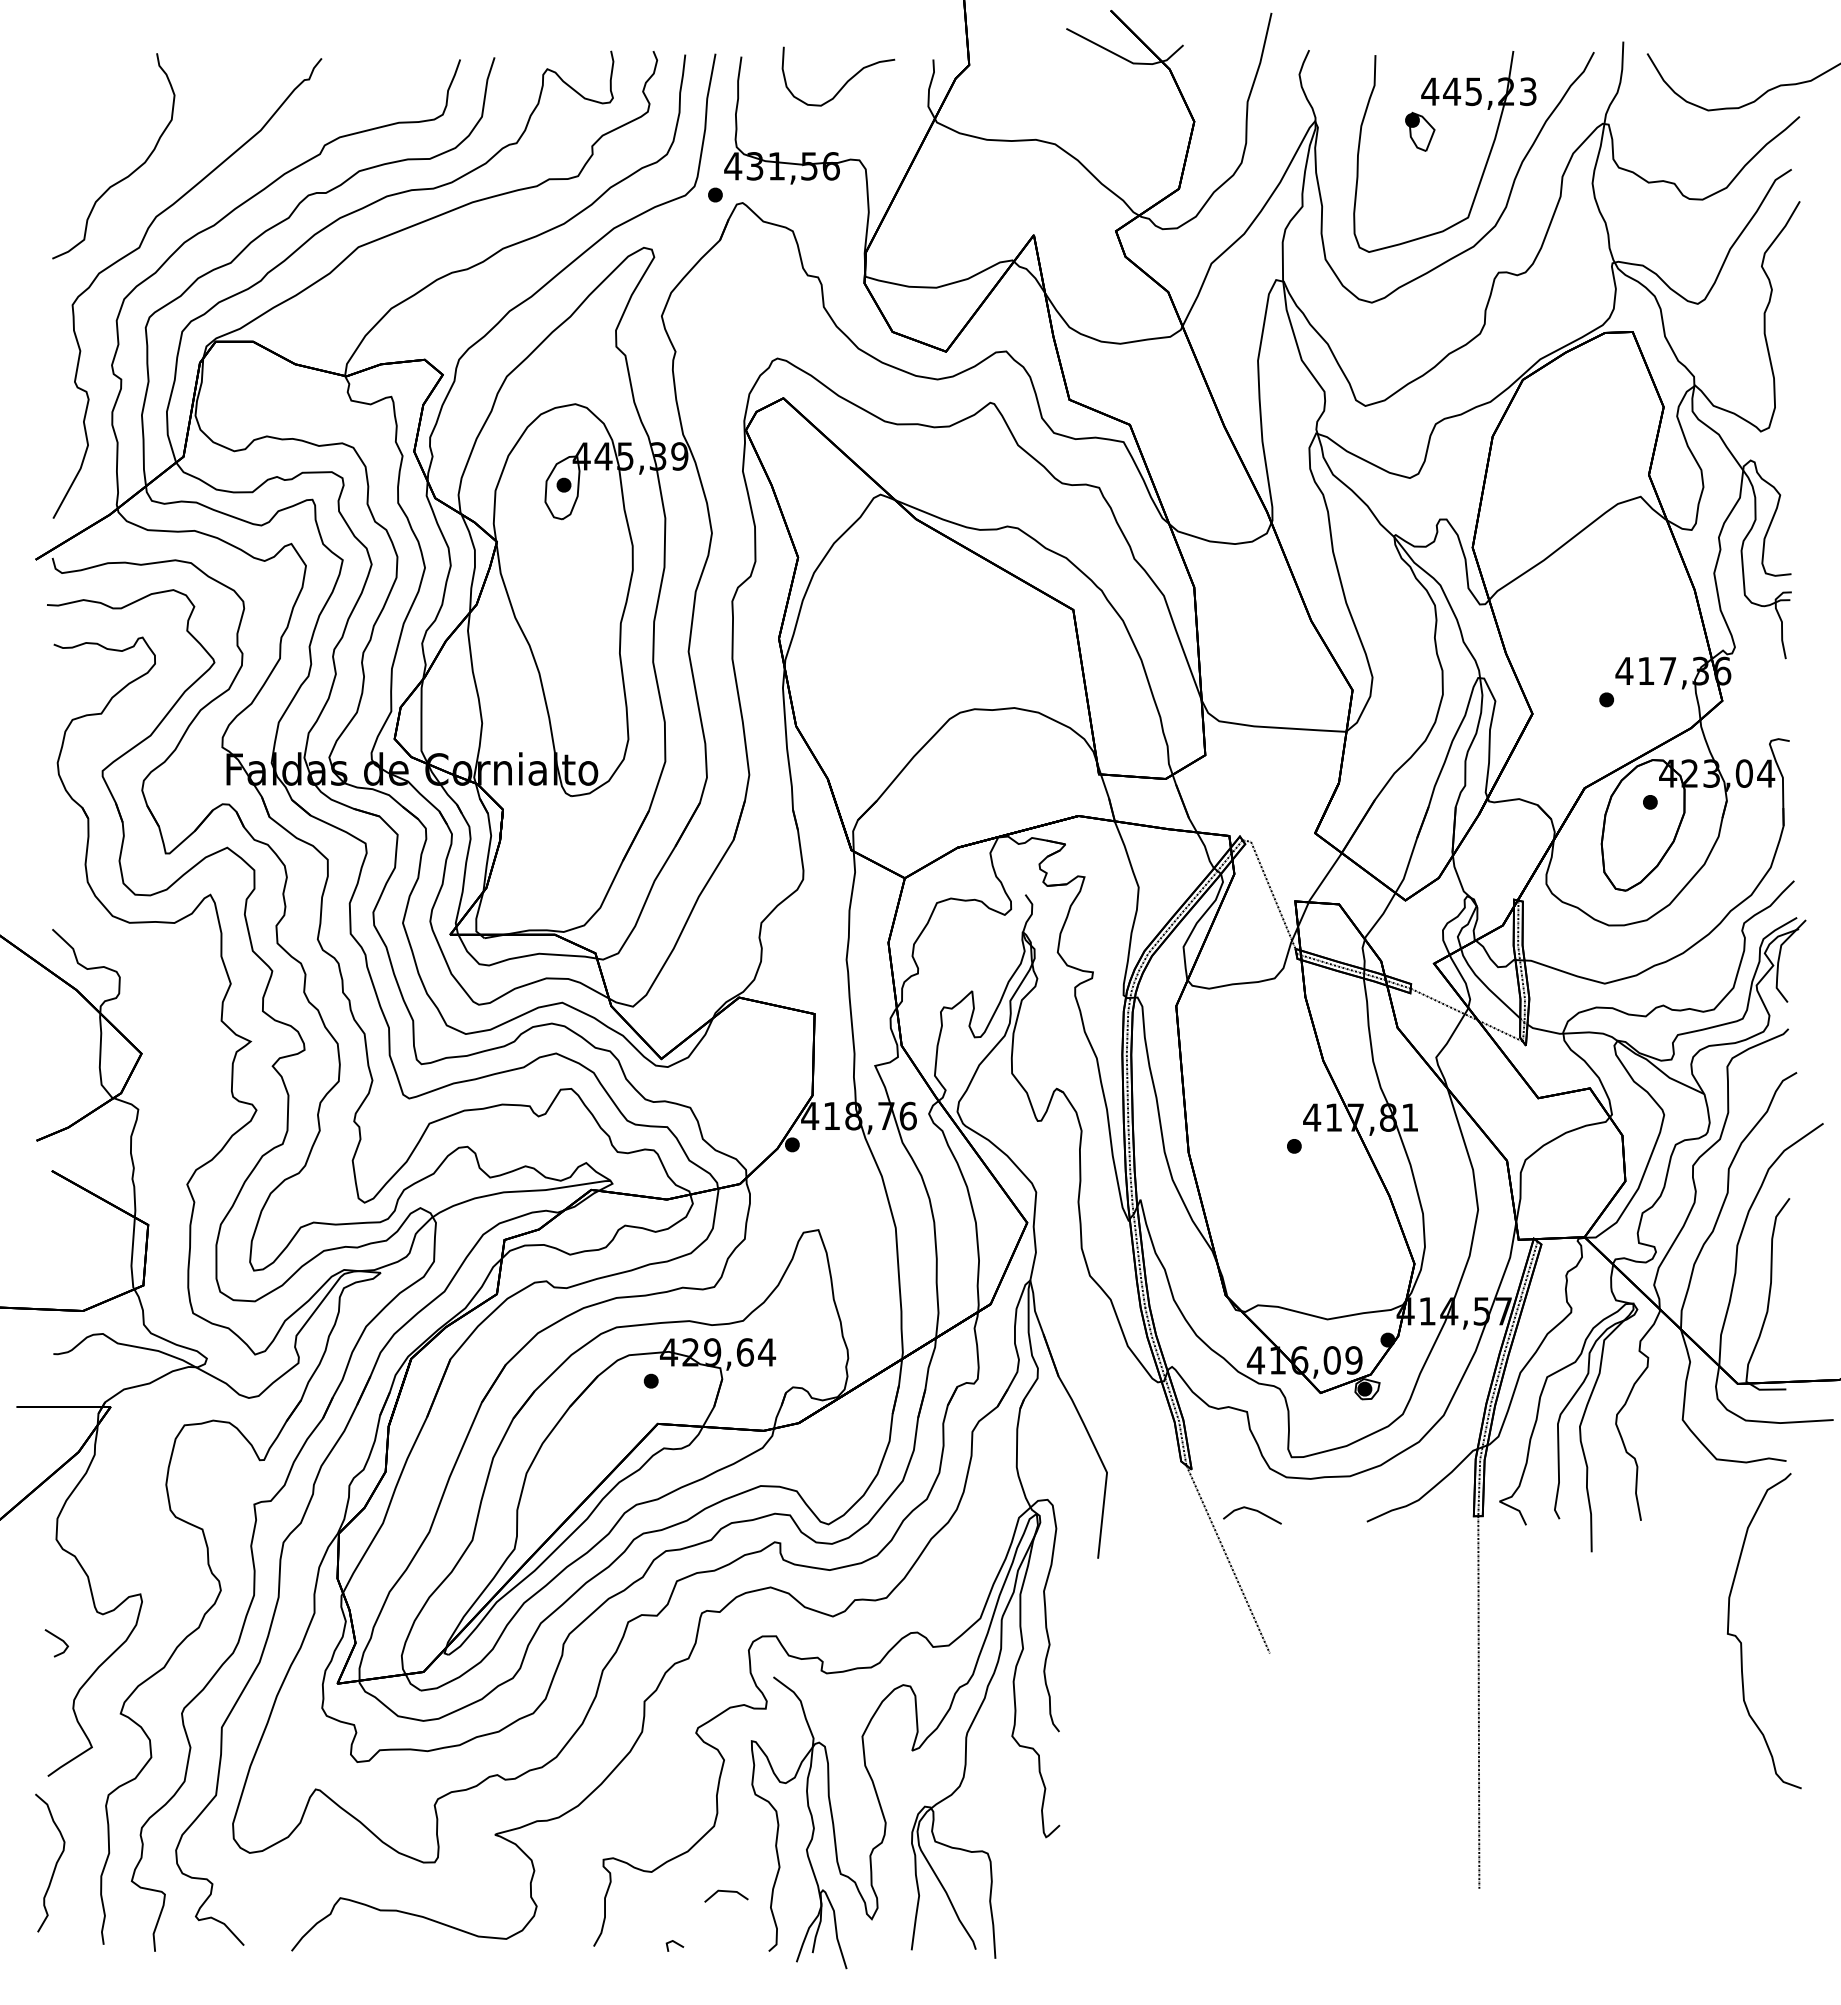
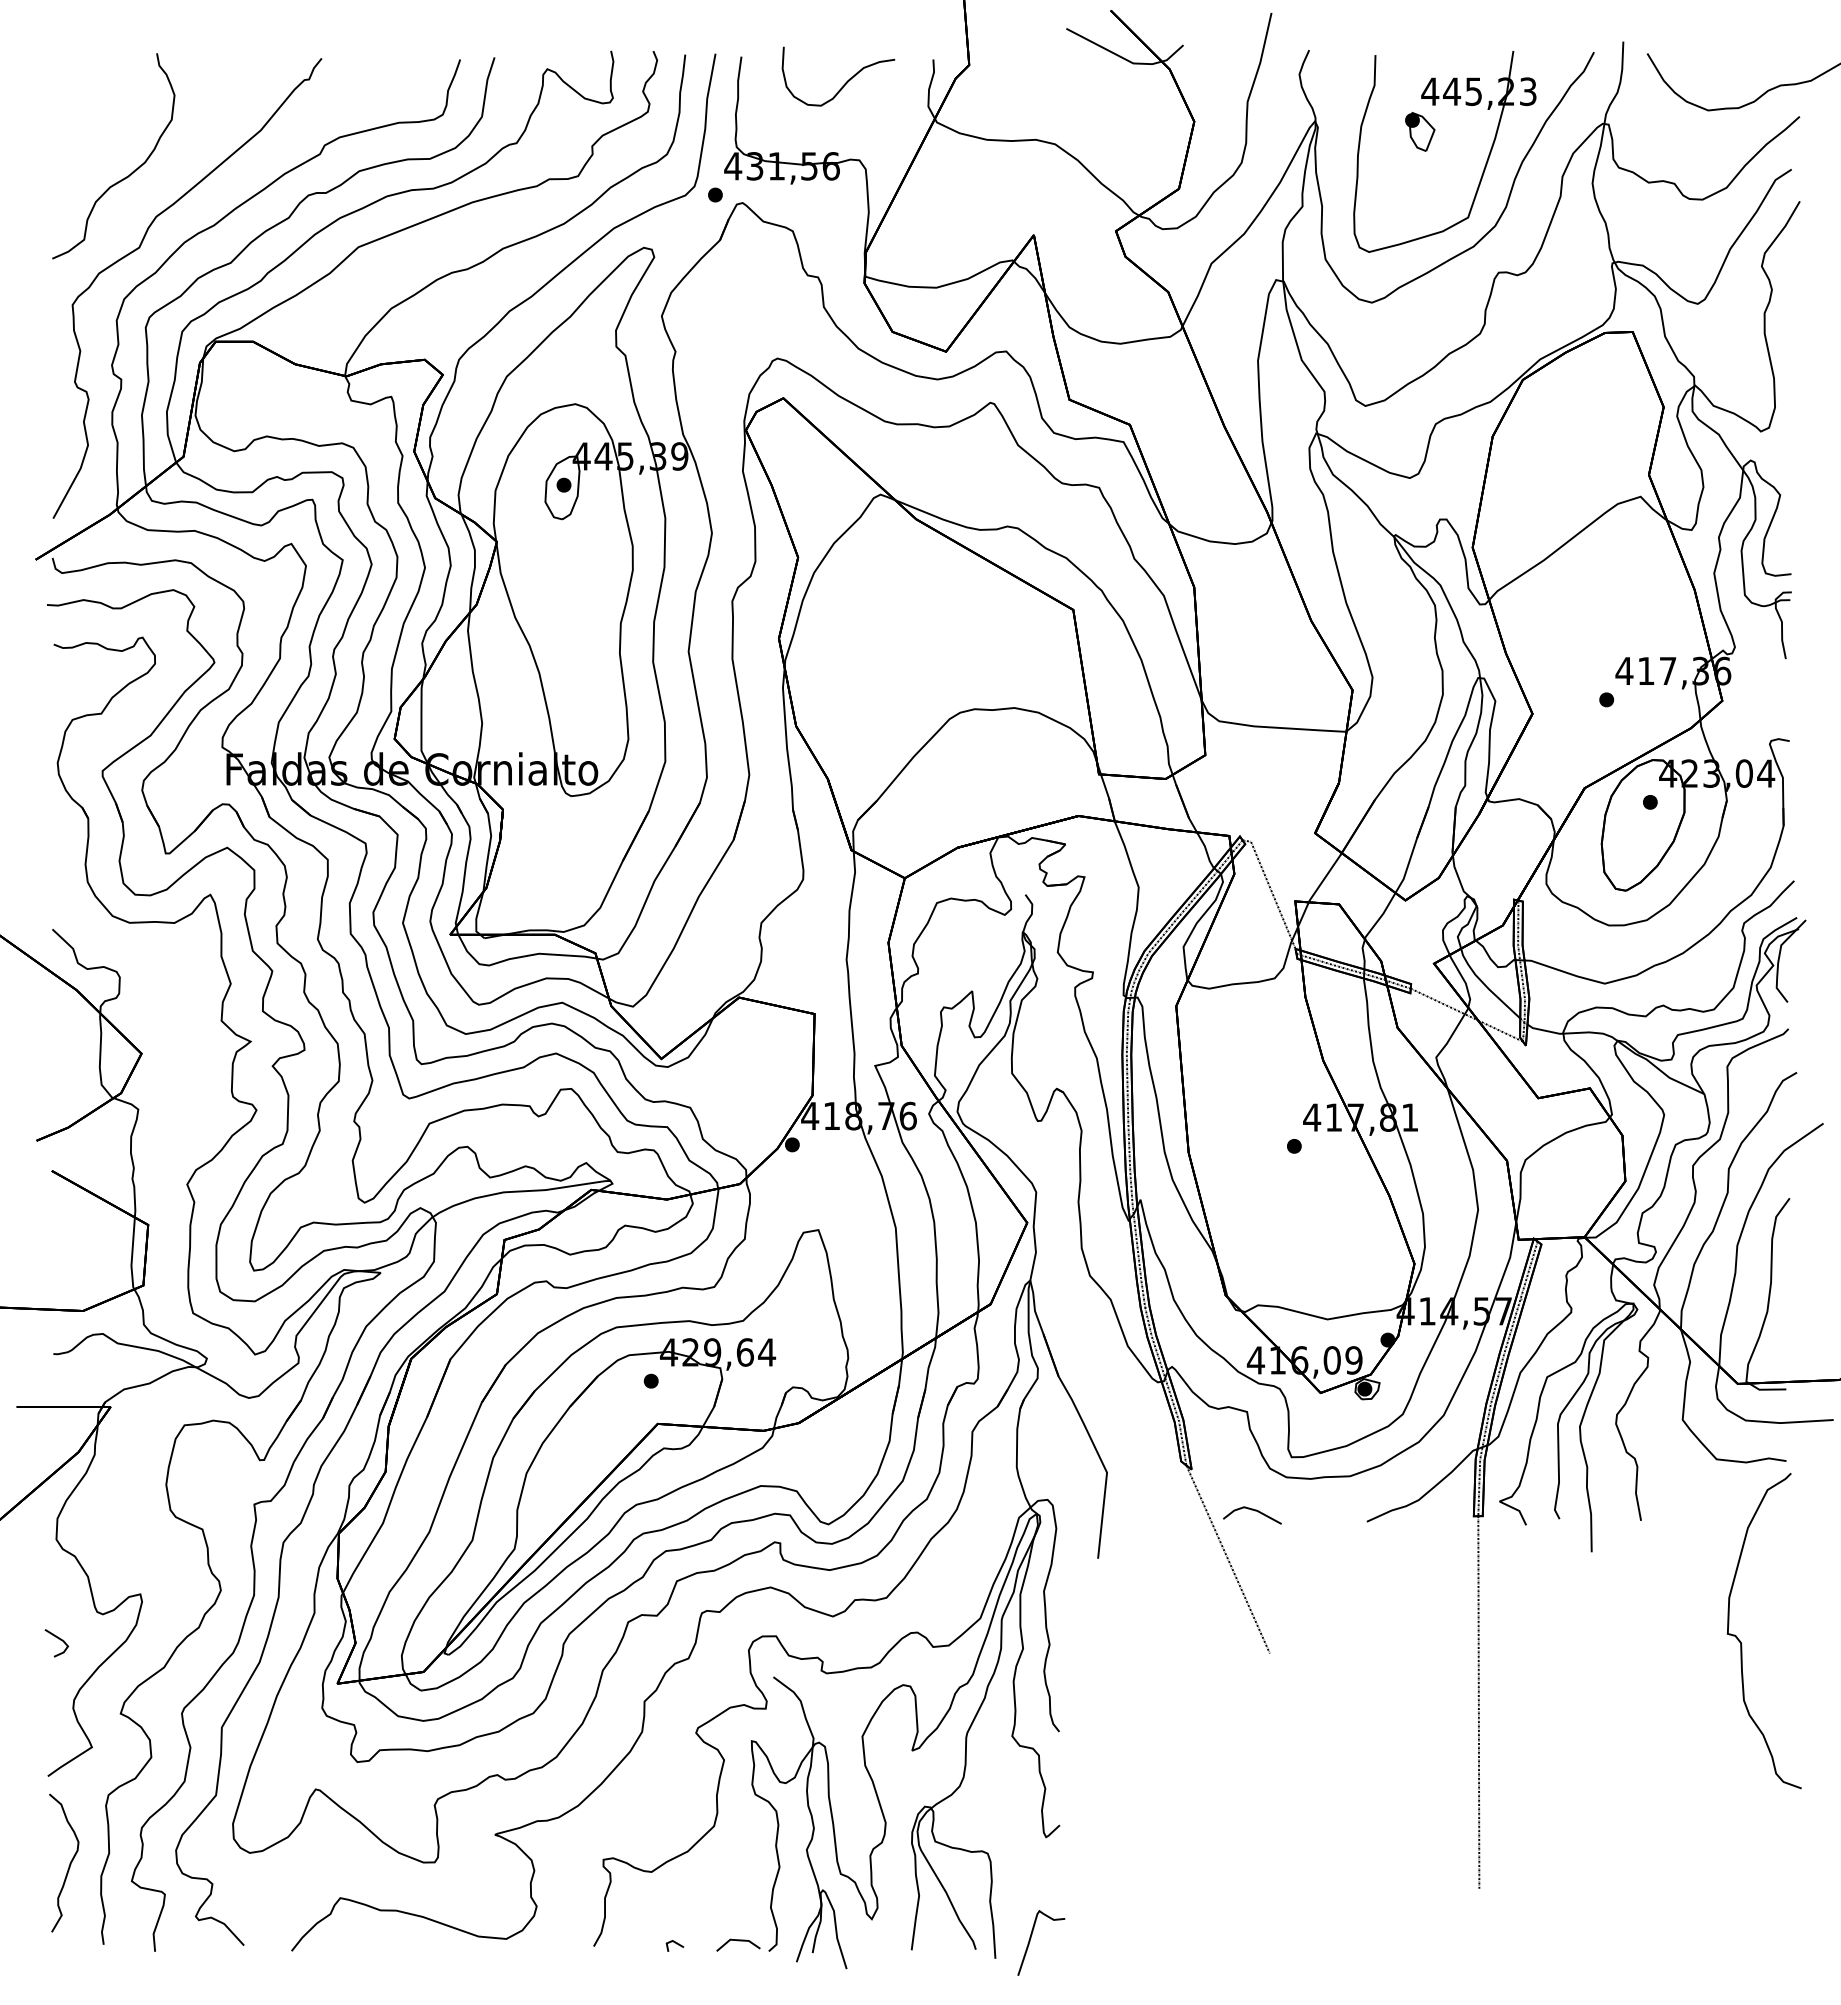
curve position: (55, 1863) -> (69, 1863) (69, 1863)
line position: (726, 1892) -> (738, 1941) (738, 1941)
curve: none -> present (1031, 1938)
